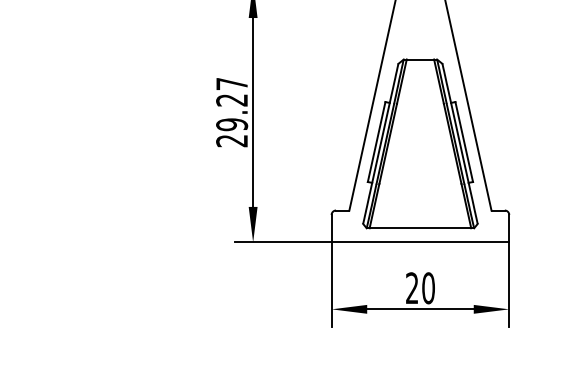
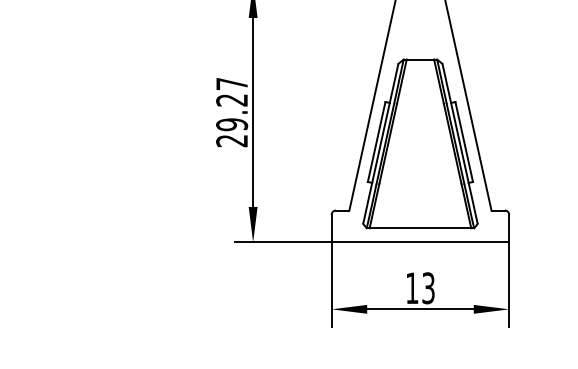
text: 20 -> 13 (420, 288)
